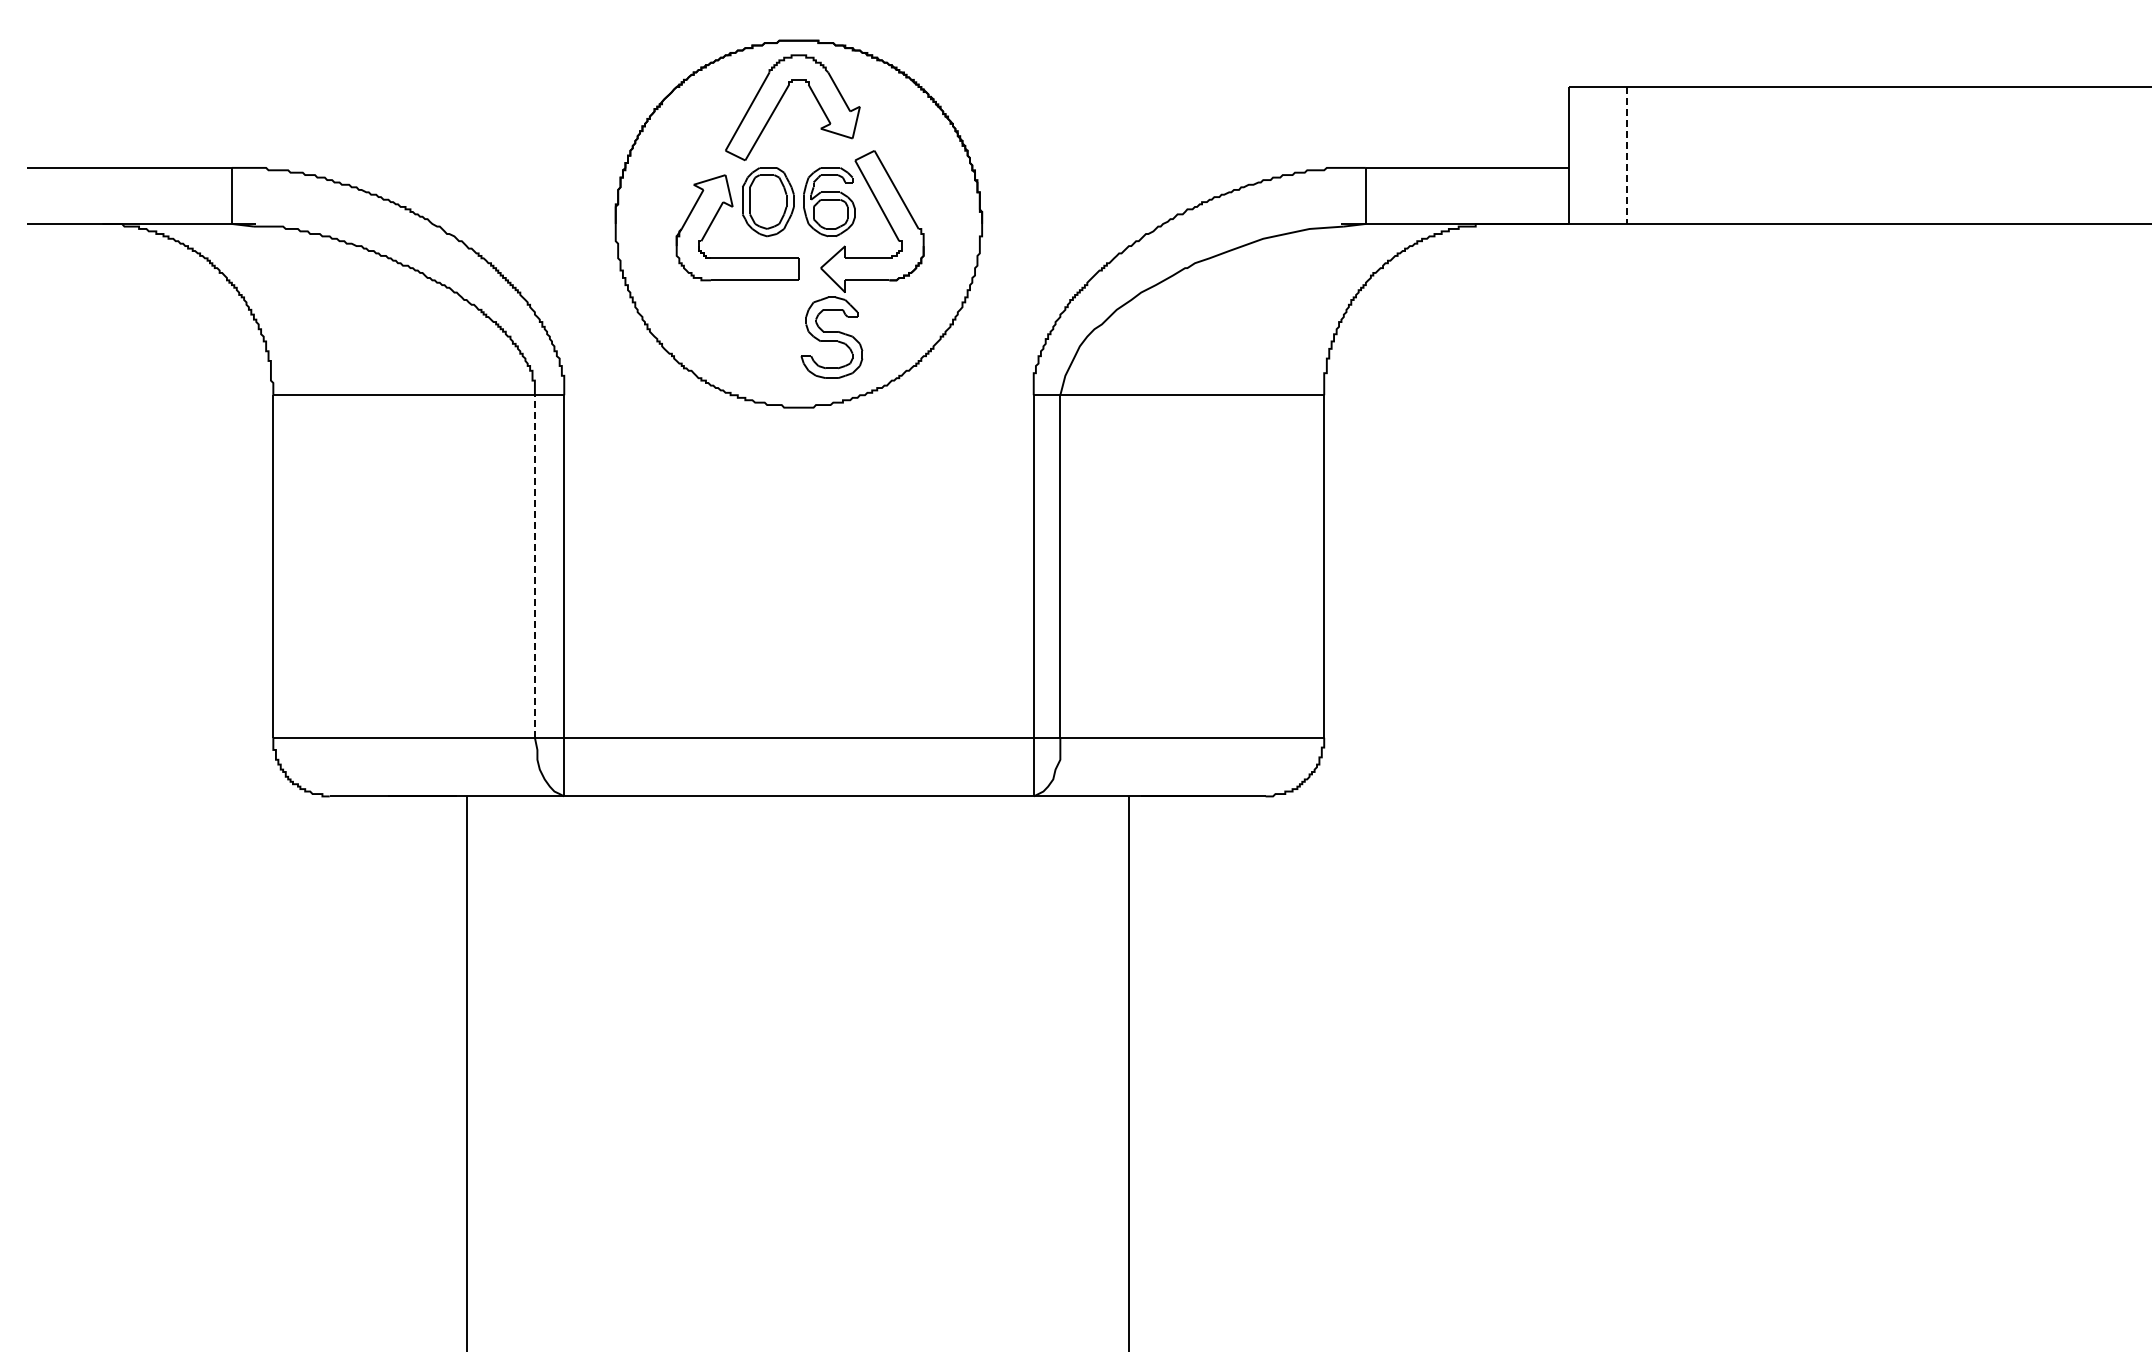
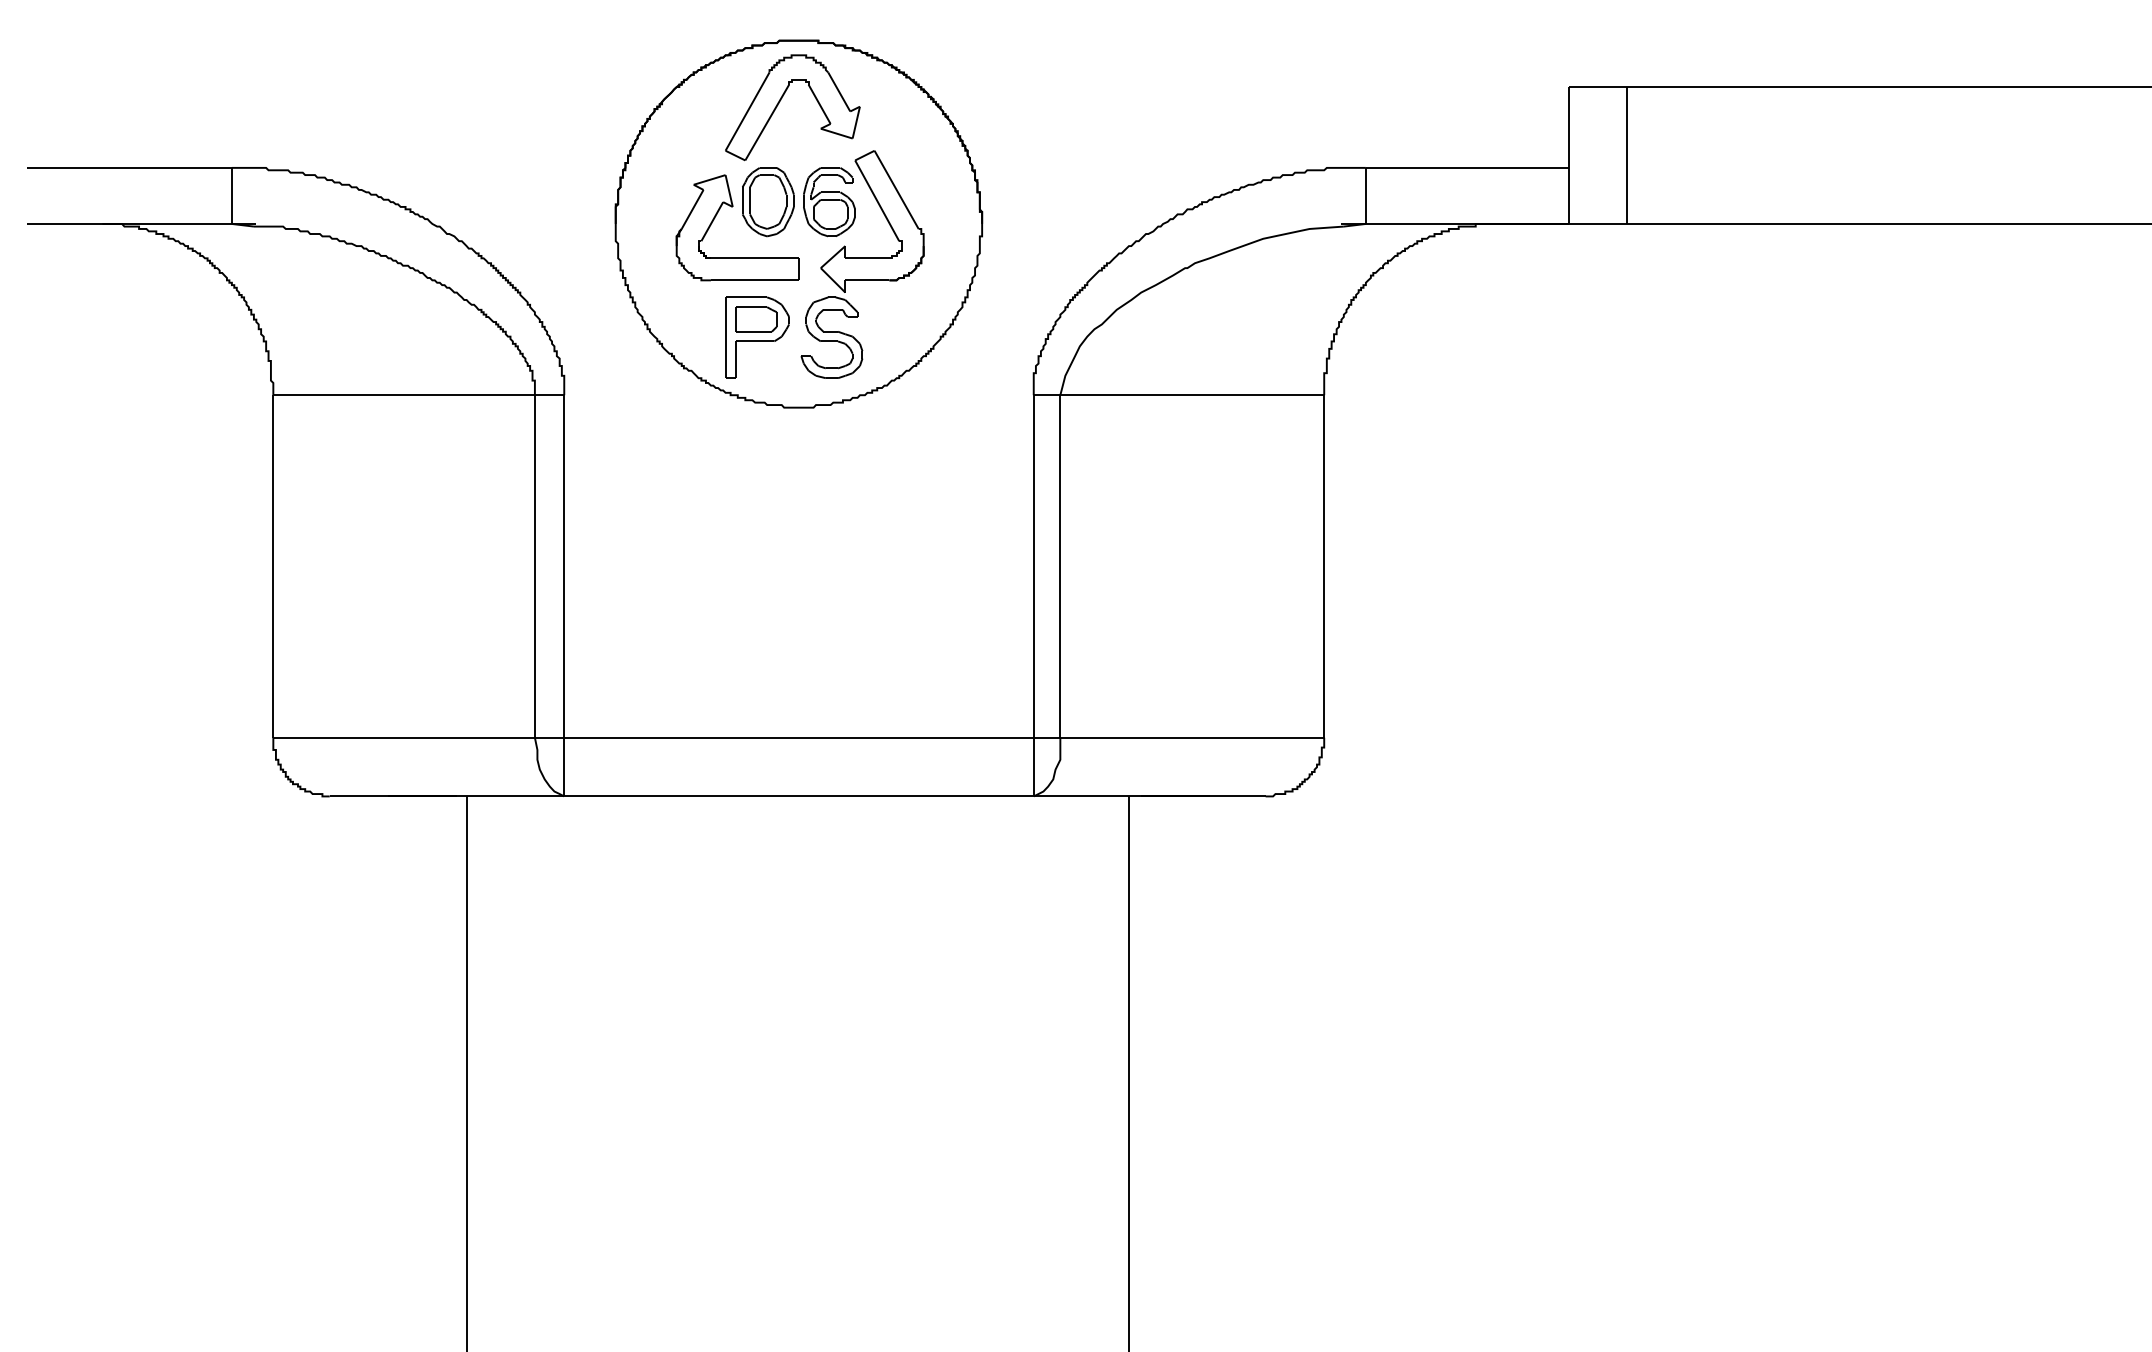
line: dashed -> solid (1627, 156)
part: none -> present (757, 337)
line: dashed -> solid (534, 565)
